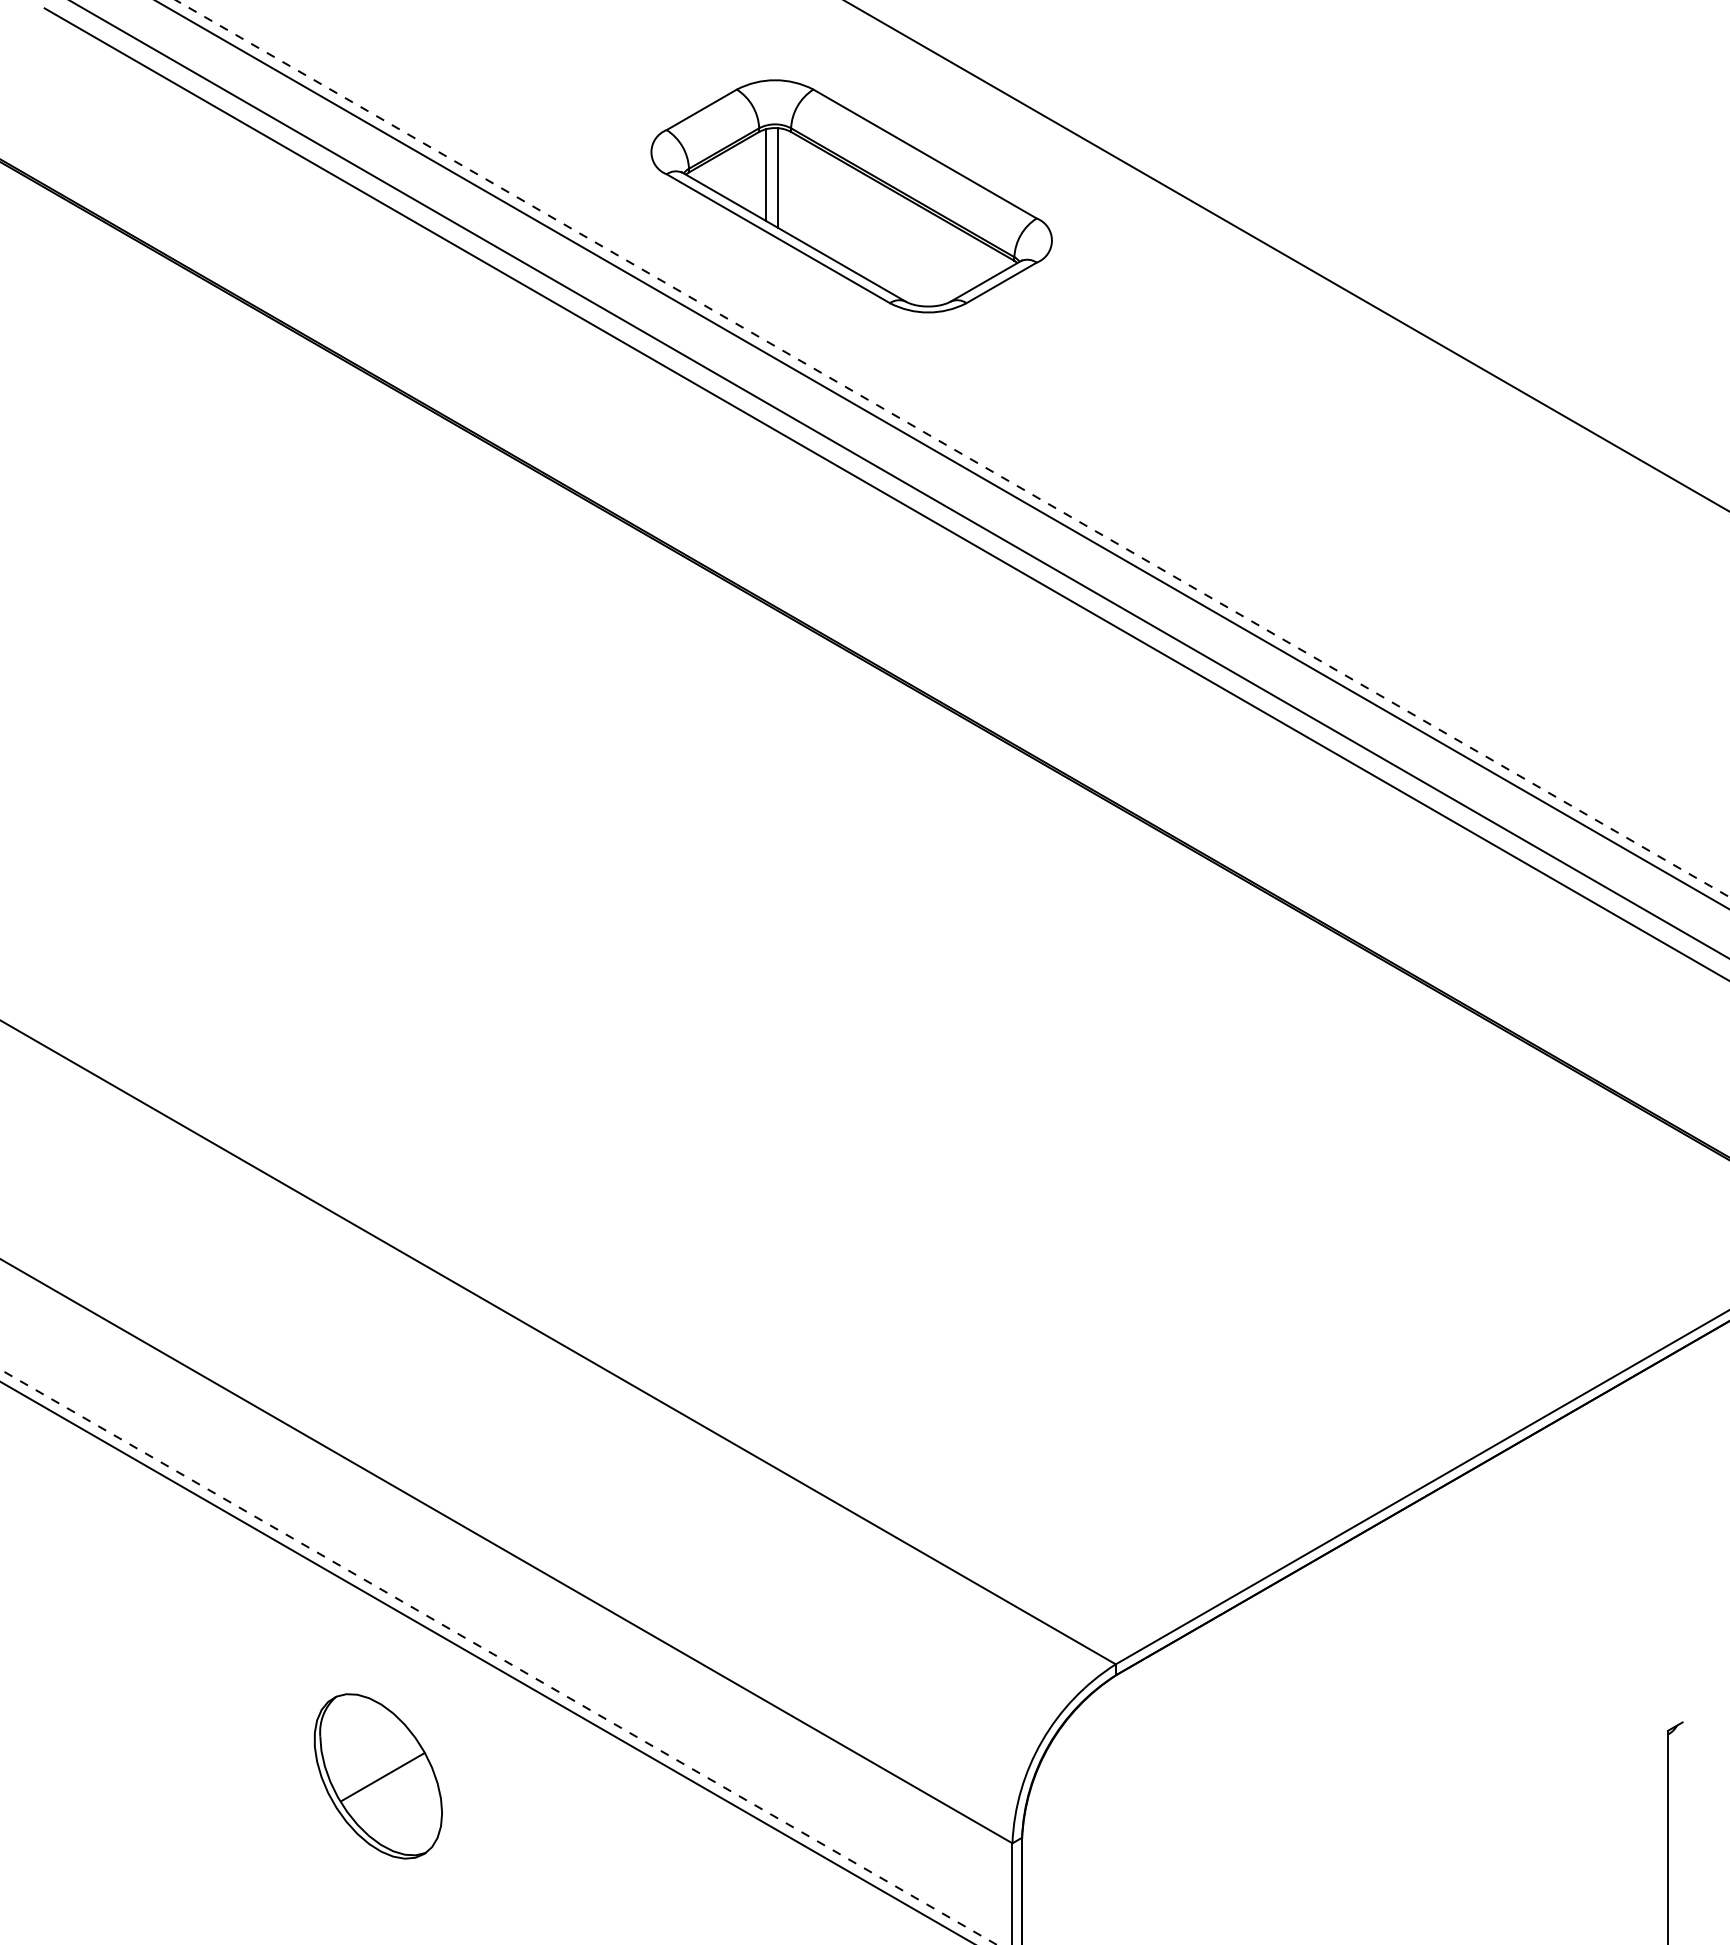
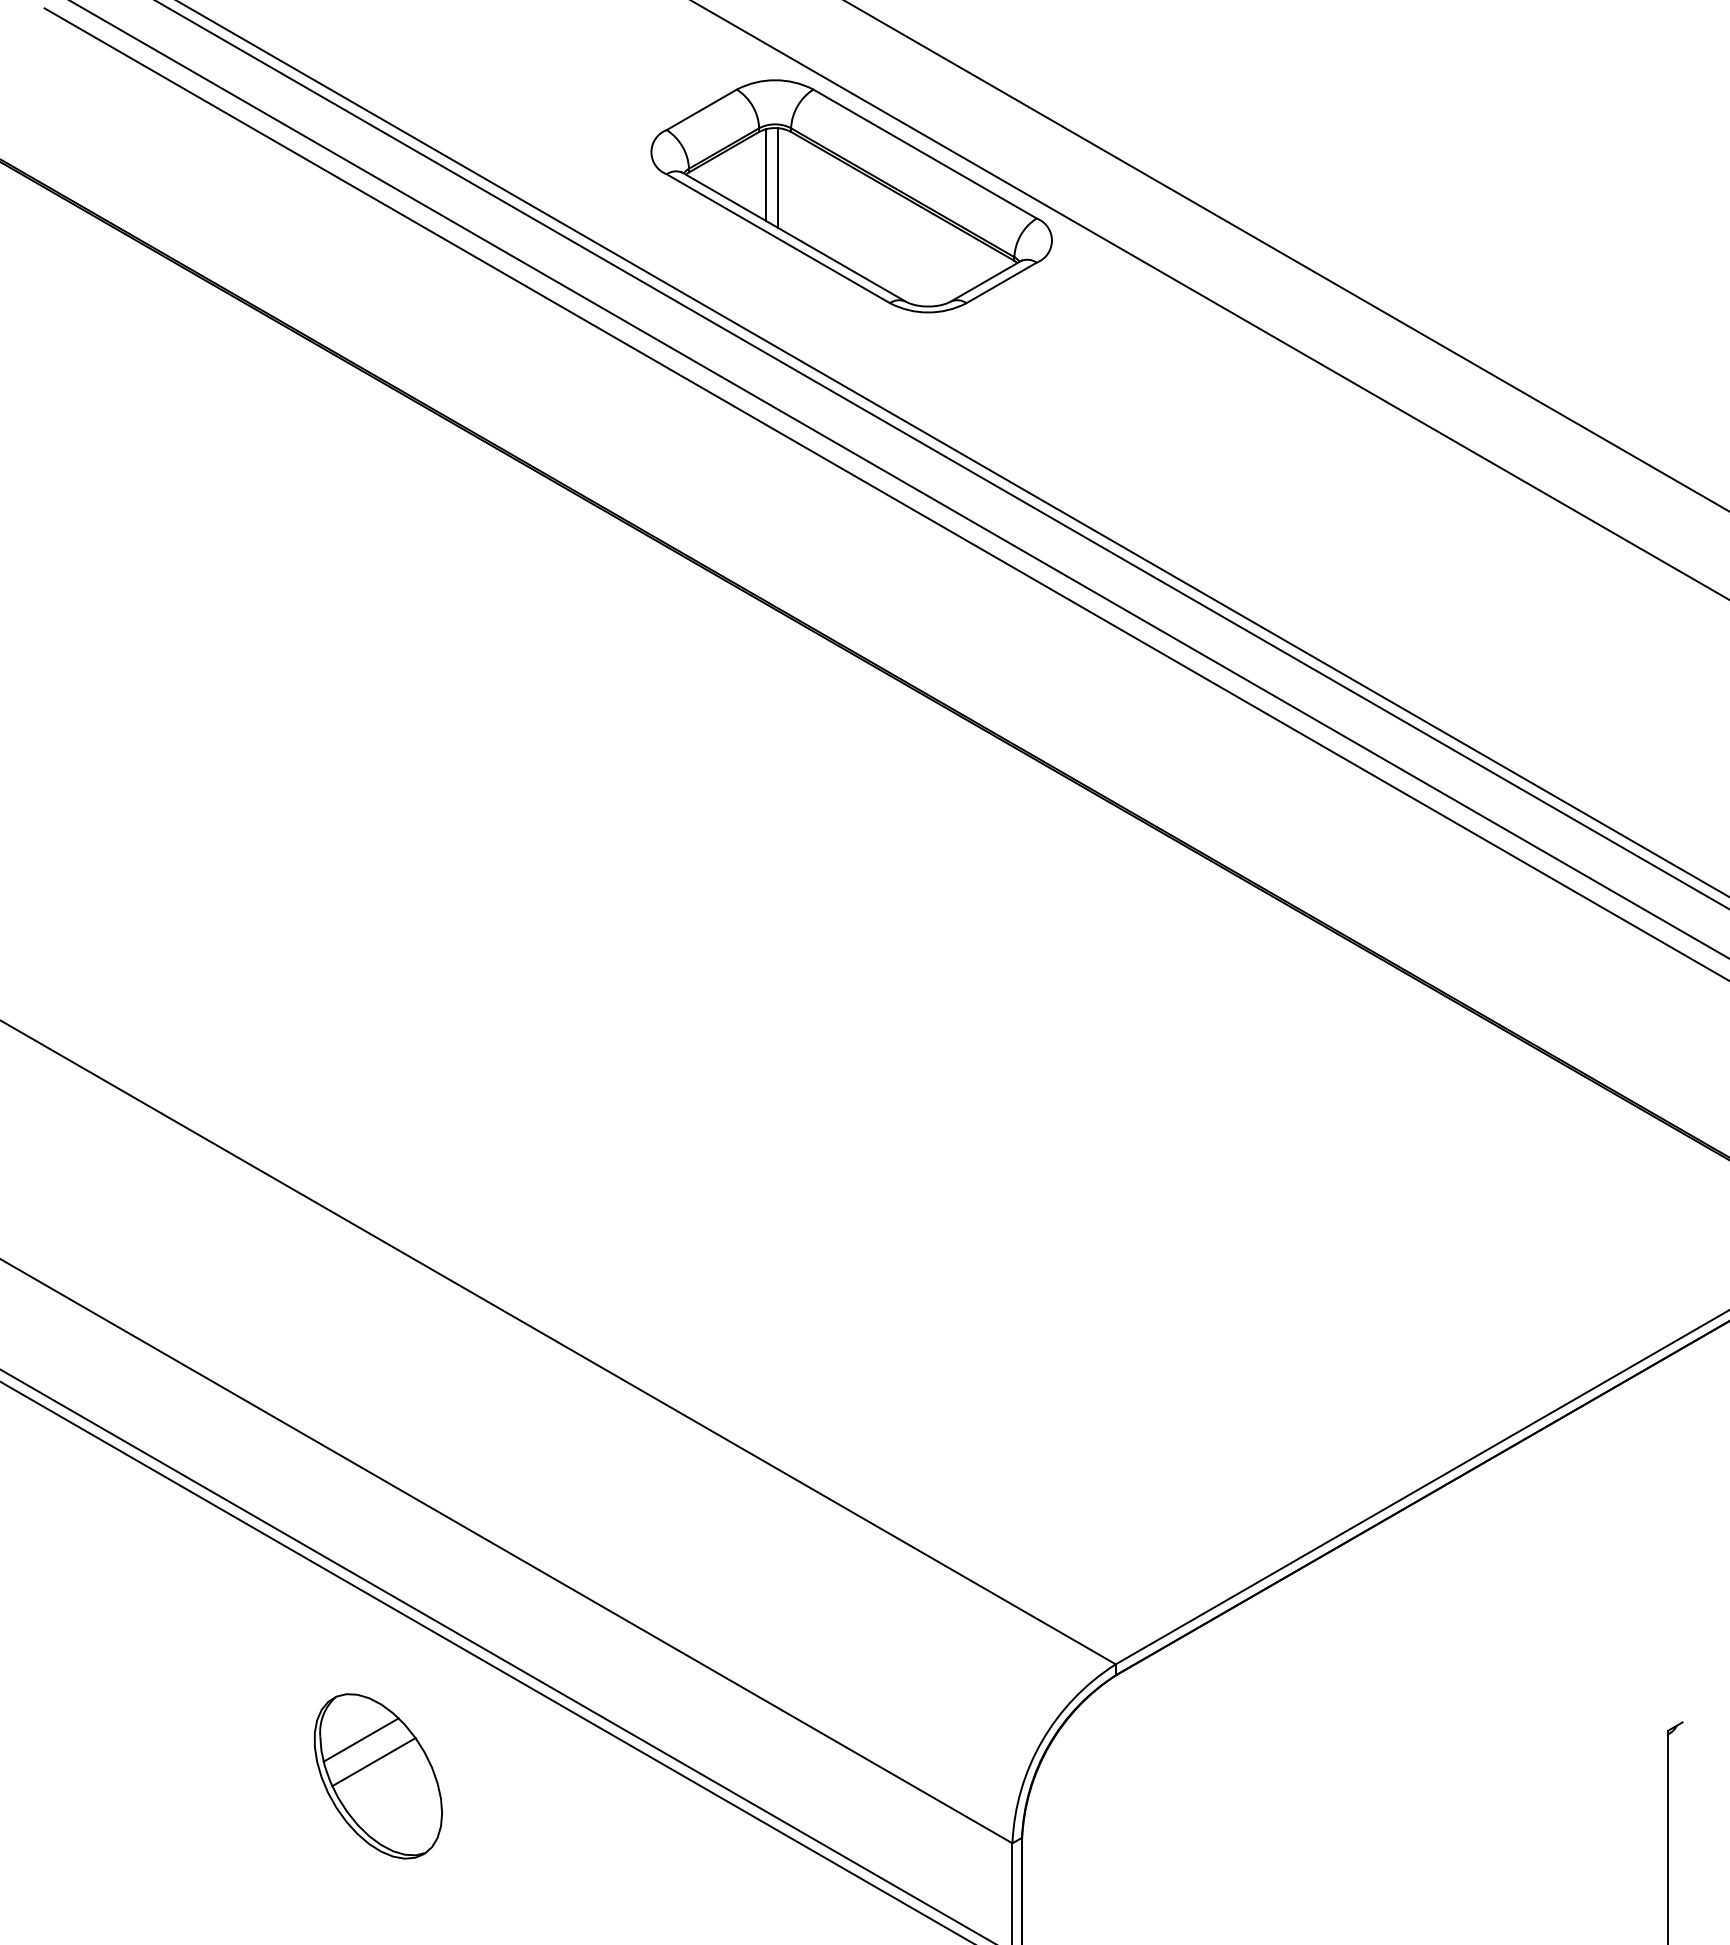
line: none -> present (1210, 300)
line: dashed -> solid (952, 448)
line: dashed -> solid (498, 1657)
line: none -> present (360, 1739)
line position: (382, 1777) -> (373, 1762) (373, 1762)
